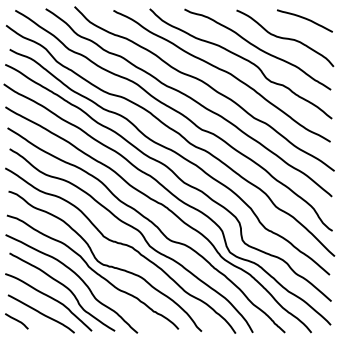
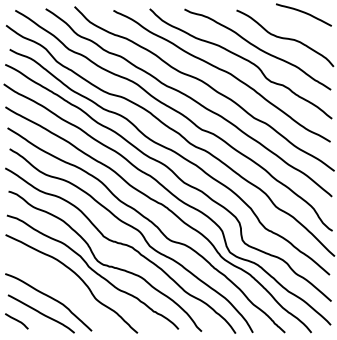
curve position: (304, 19) -> (303, 13) (303, 13)
curve: present -> none (64, 287)
